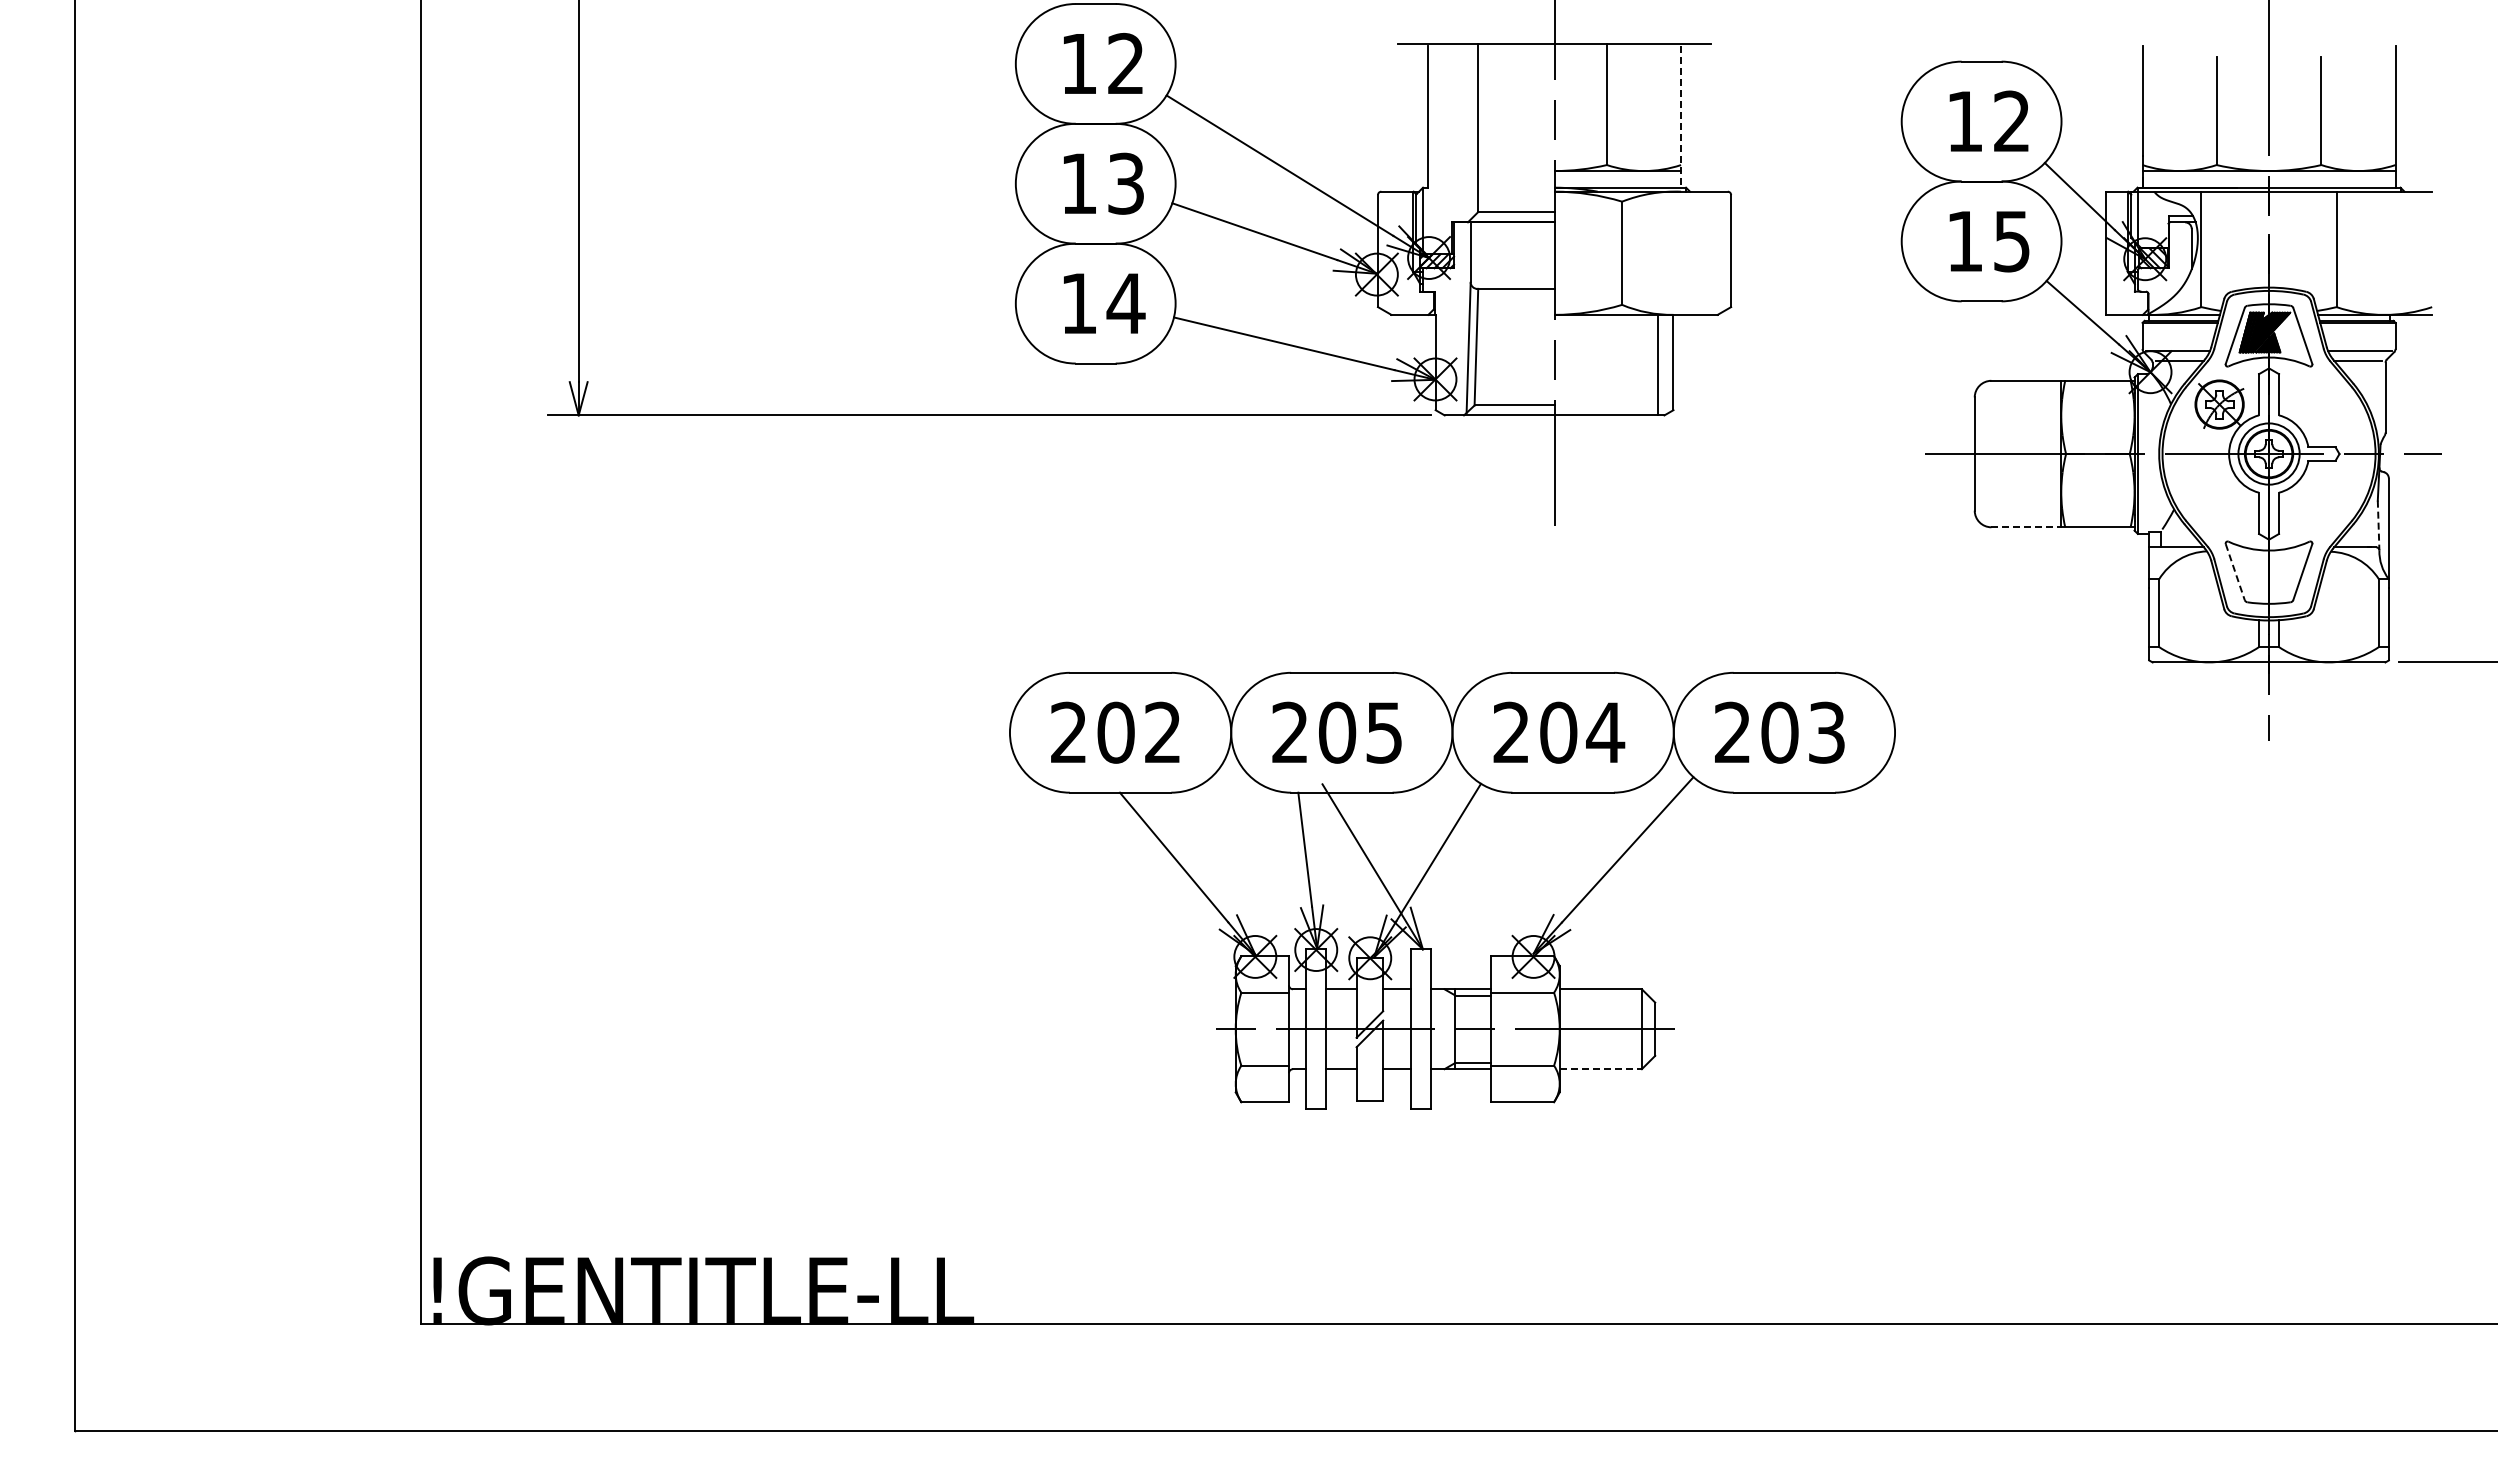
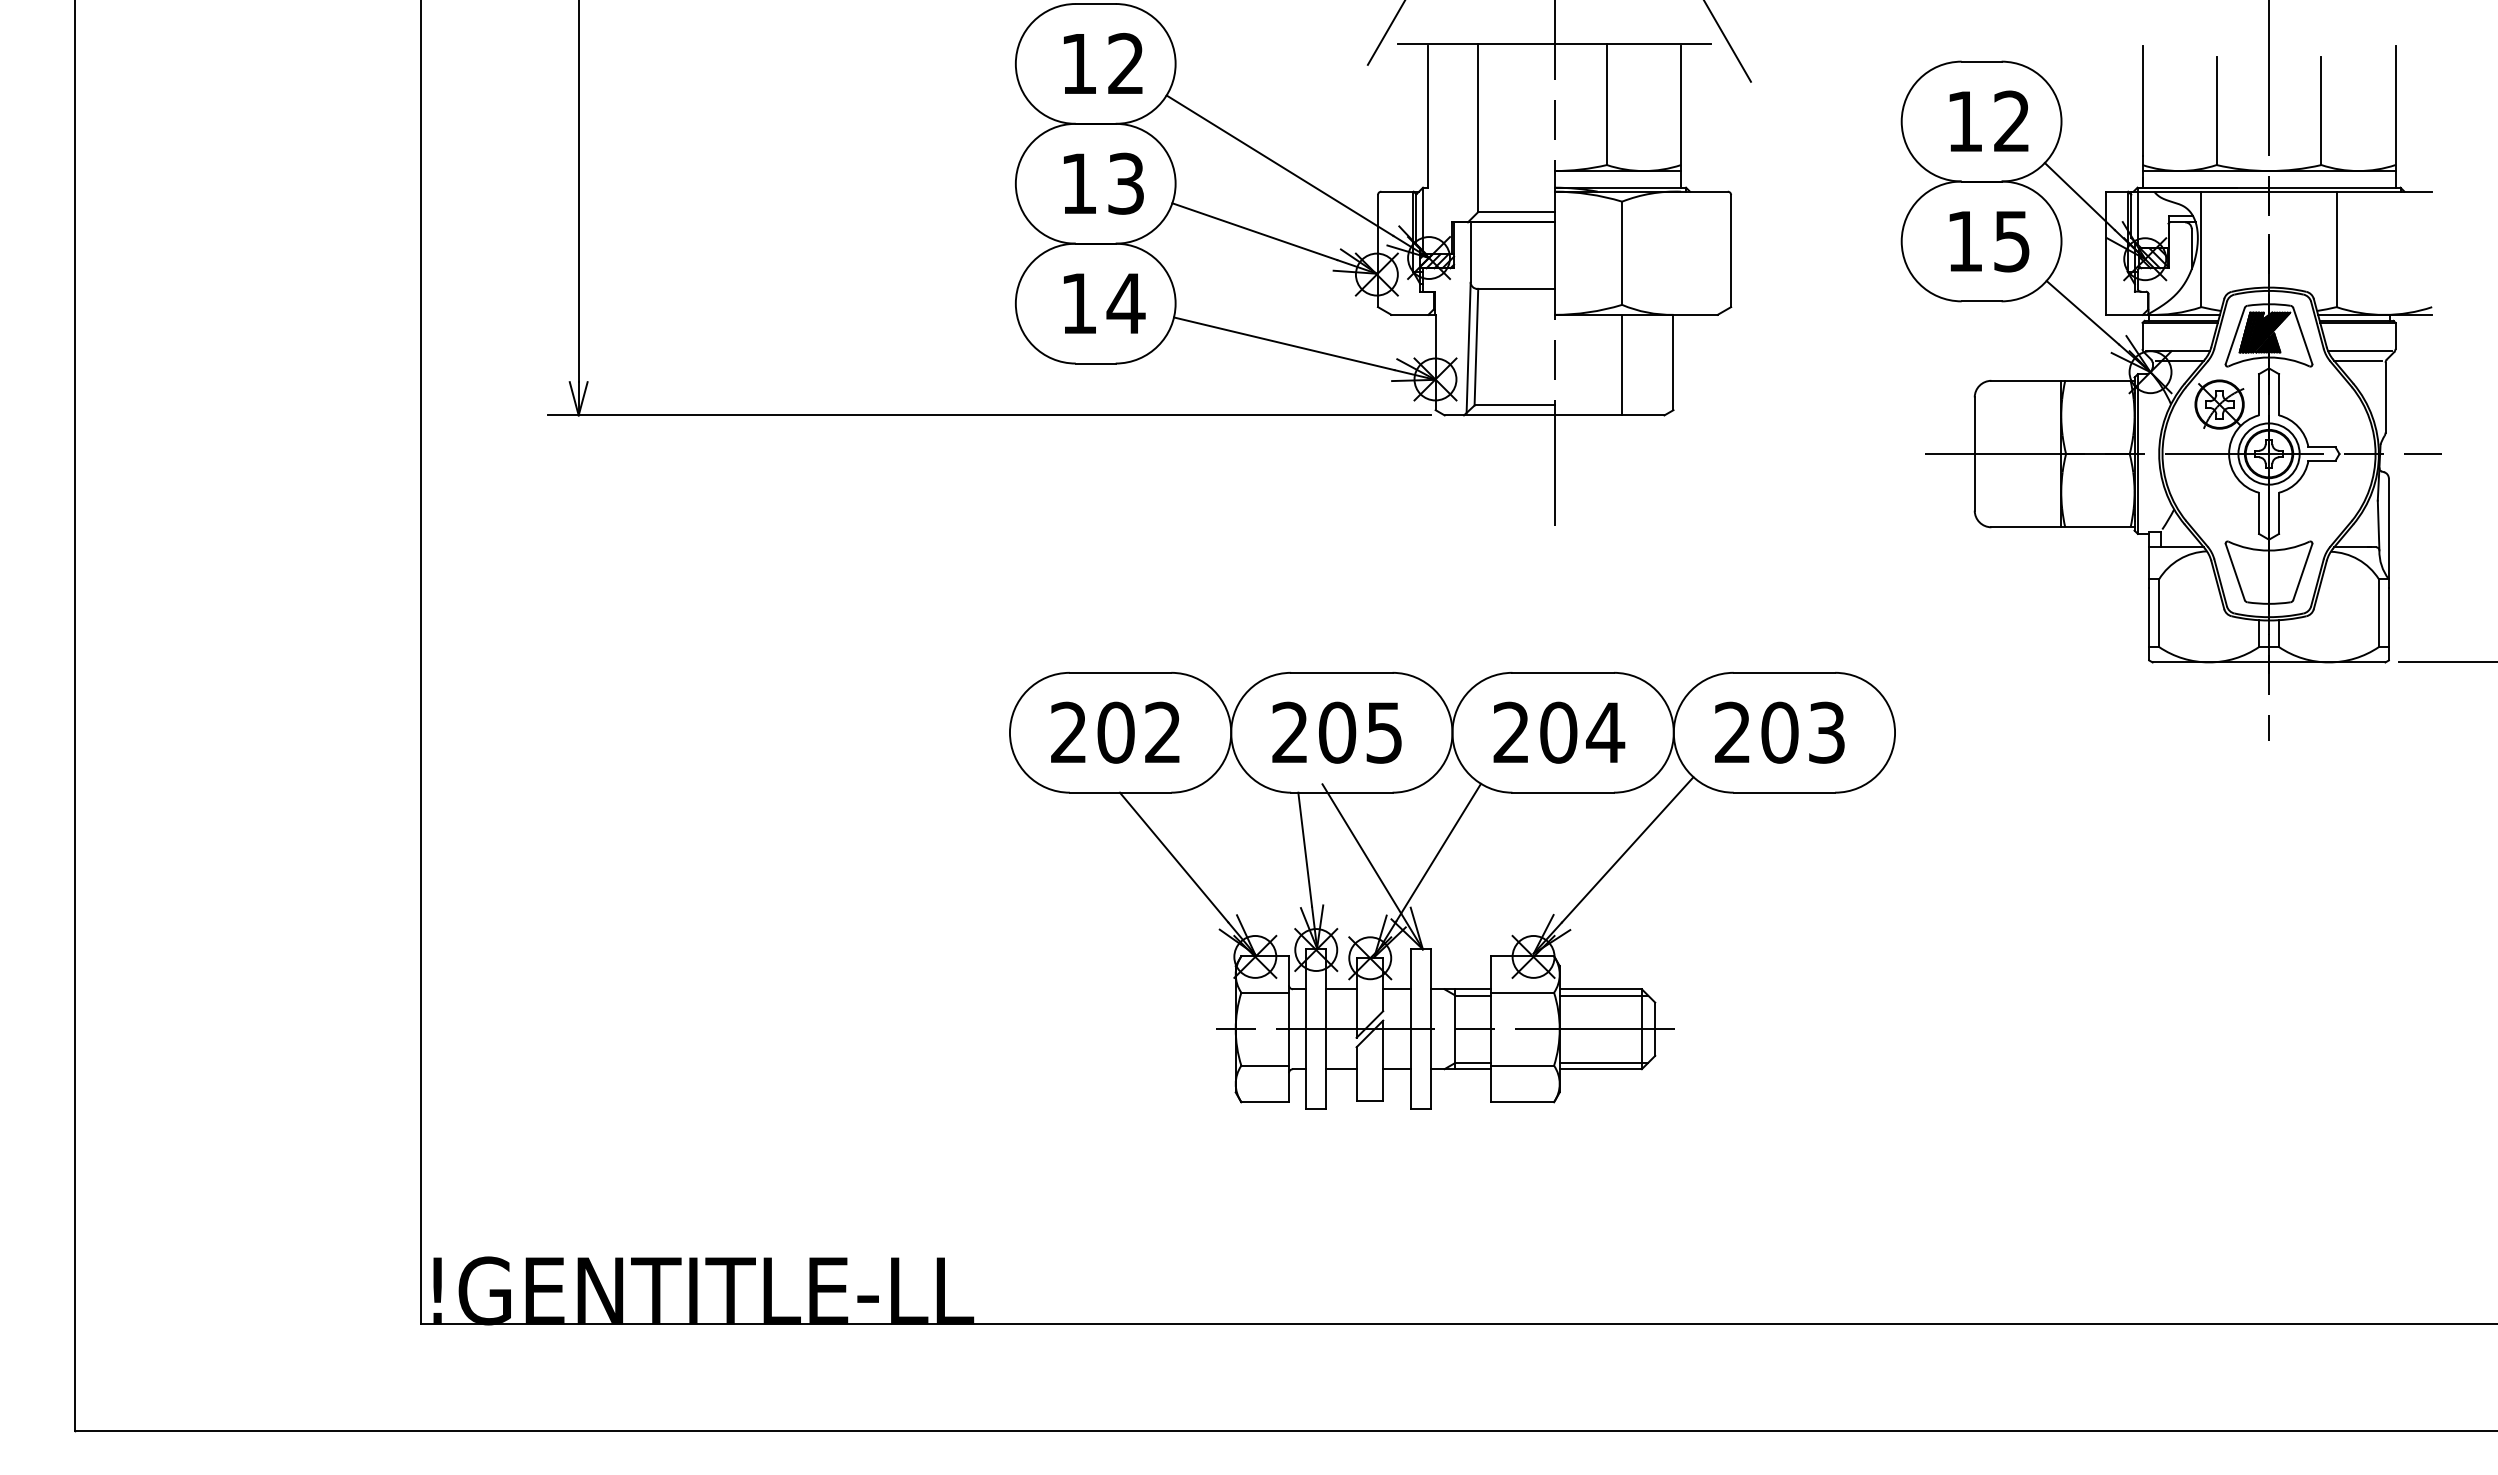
line: none -> present (1385, 33)
line: none -> present (1728, 42)
line: dashed -> solid (1681, 117)
line position: (1658, 365) -> (1622, 365) (1622, 365)
line: dashed -> solid (2378, 525)
line: dashed -> solid (2026, 527)
line: dashed -> solid (2235, 572)
line: none -> present (1603, 995)
line: none -> present (1603, 1062)
line: dashed -> solid (1601, 1069)
